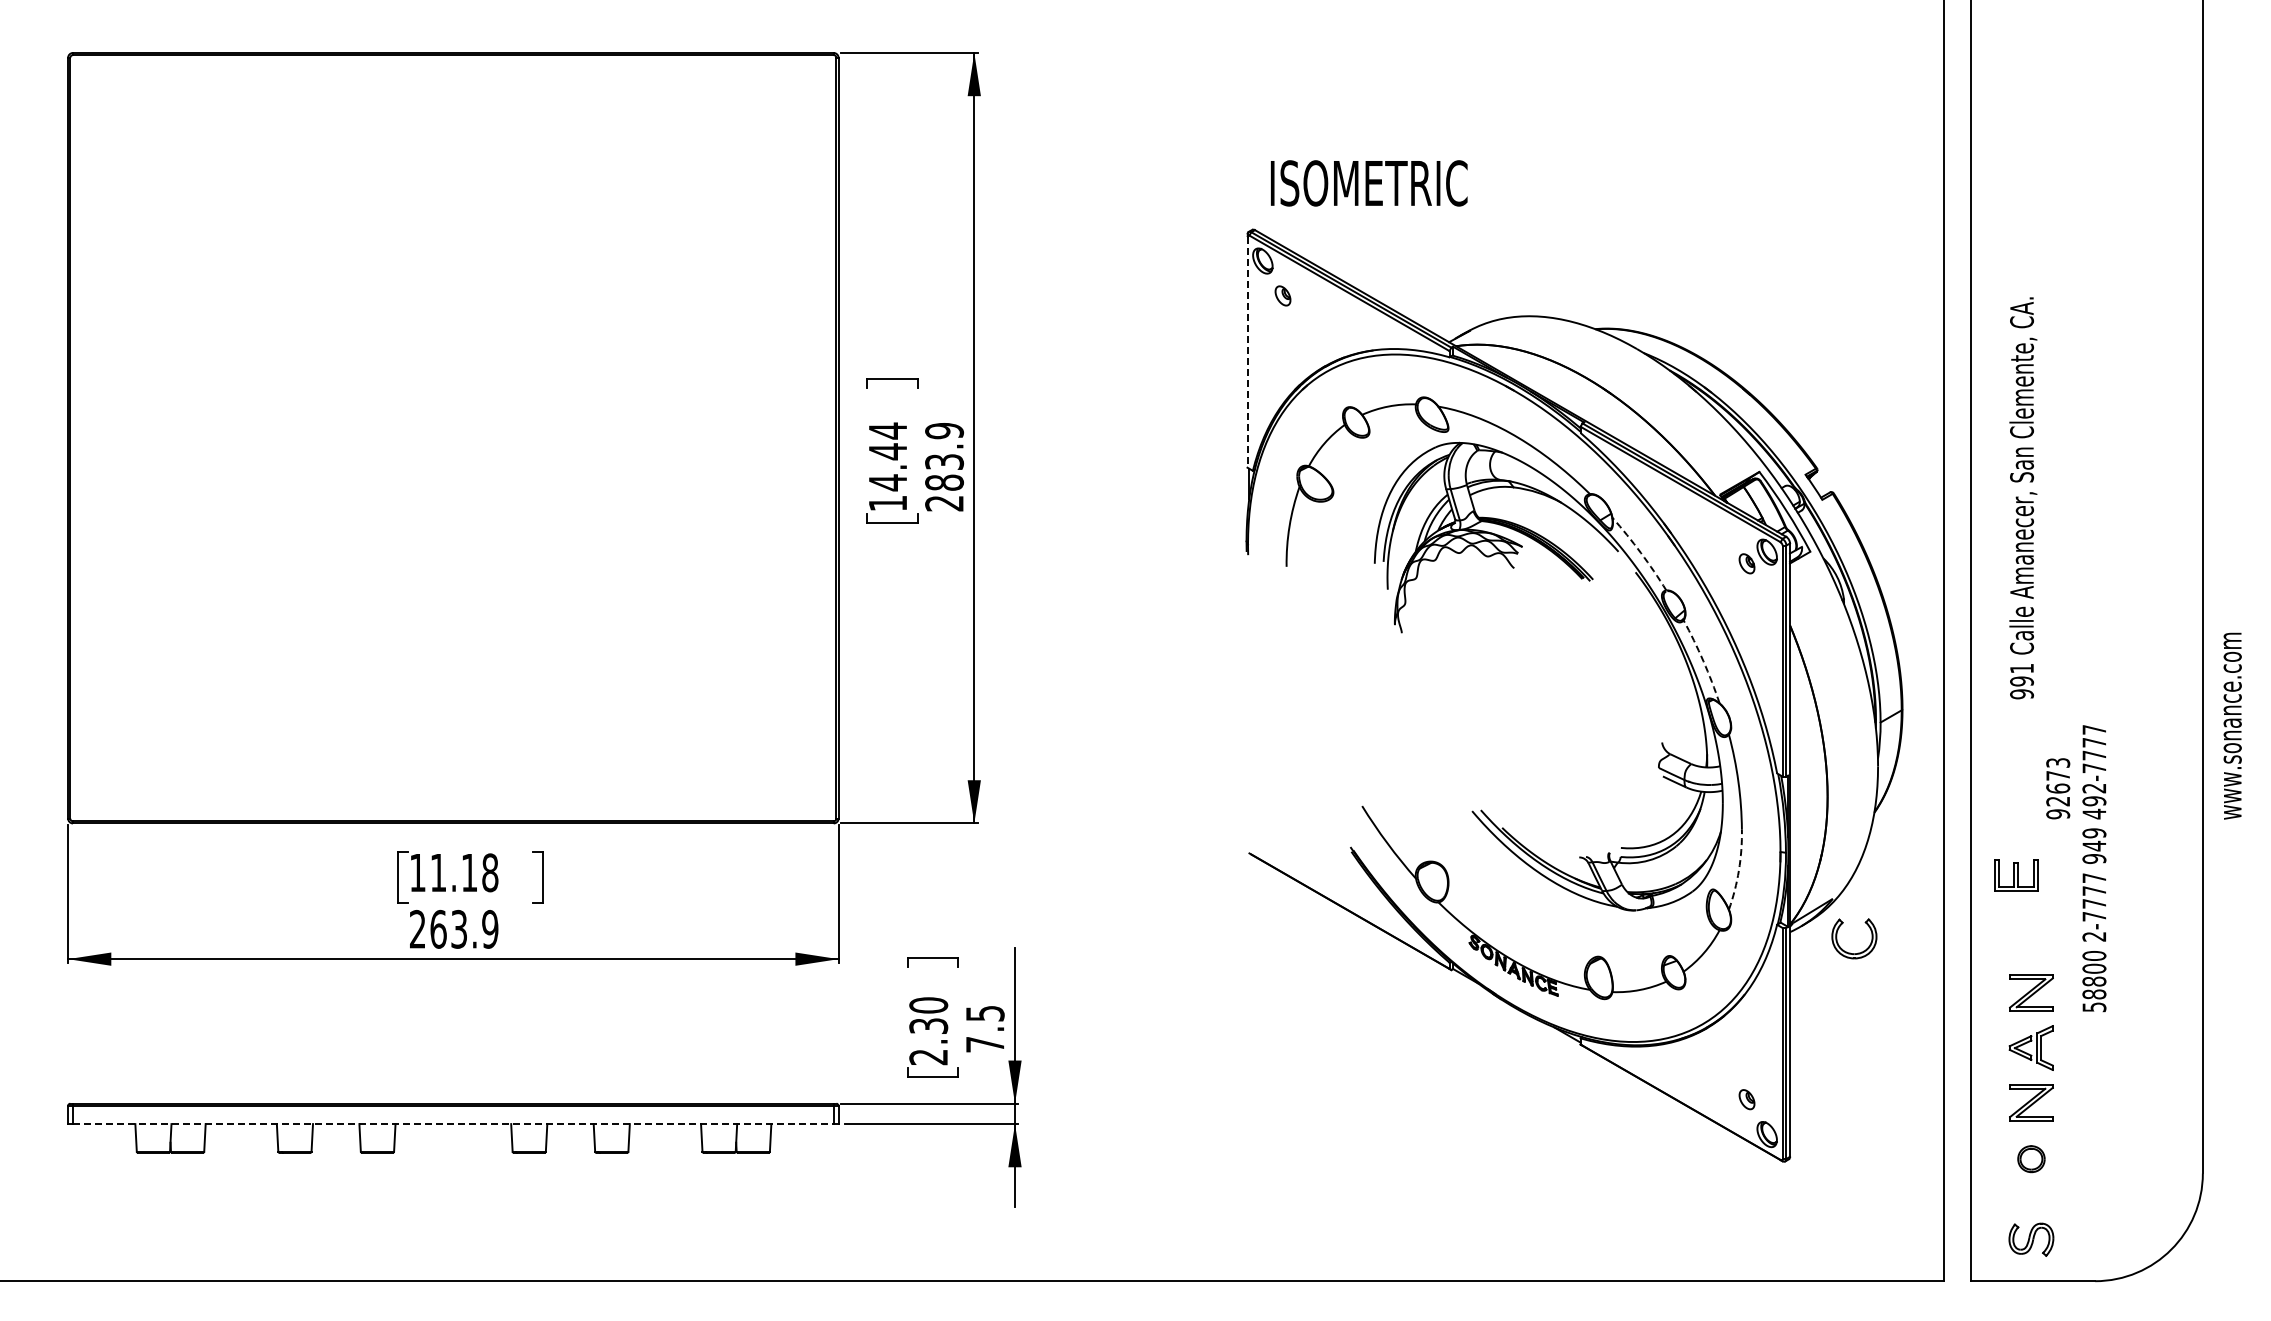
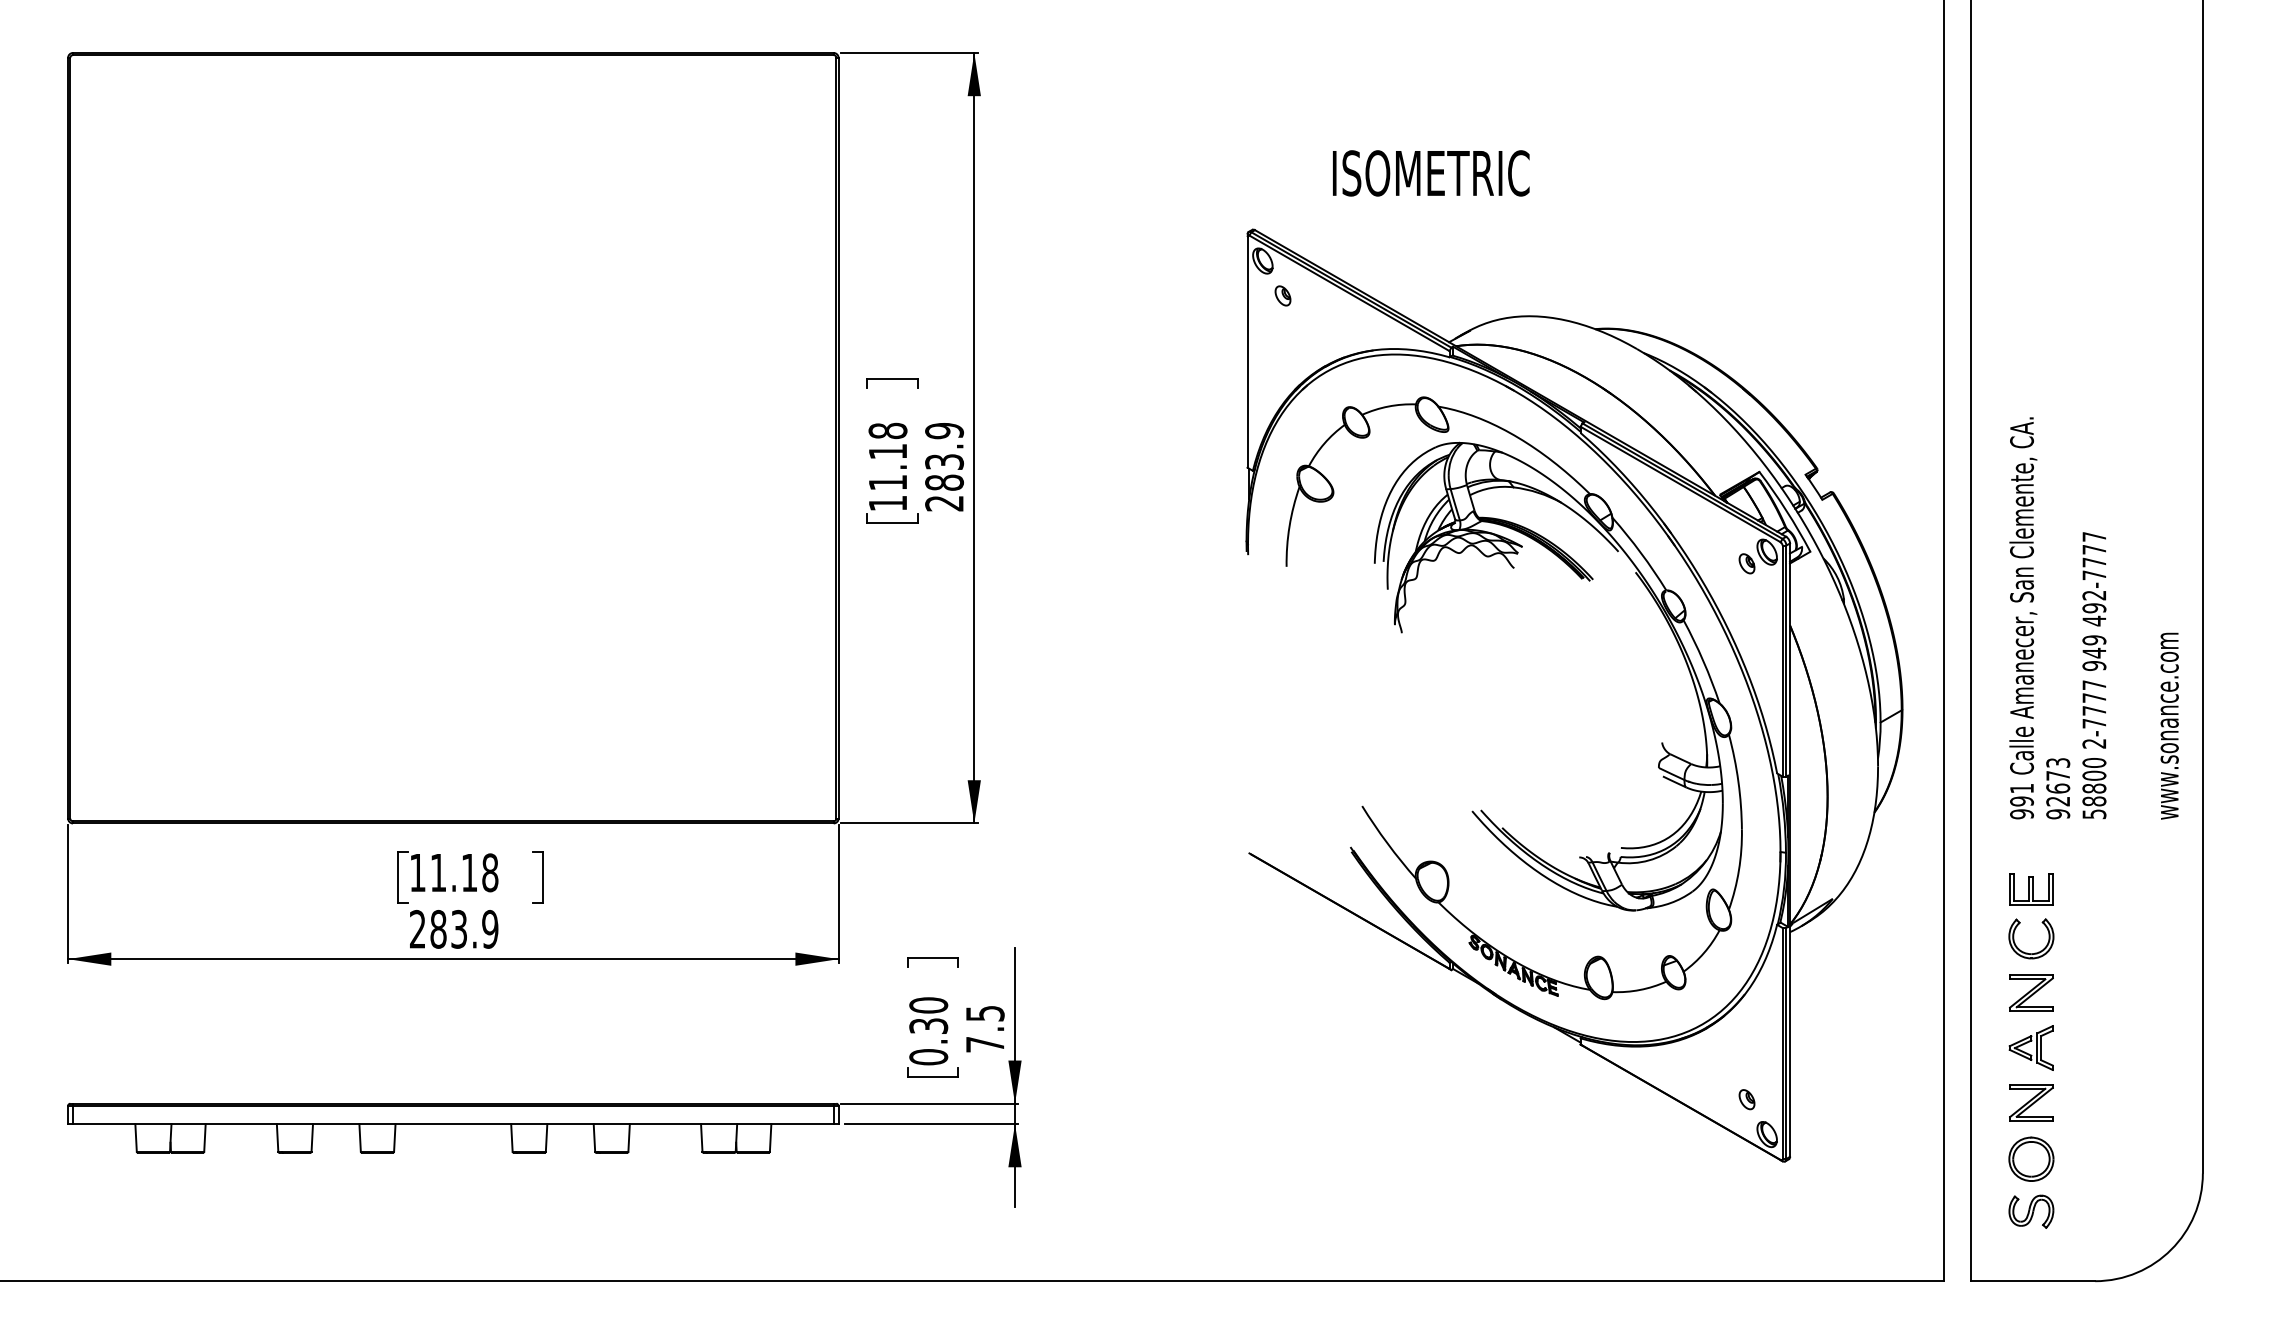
text position: (1369, 183) -> (1431, 173) (1431, 173)
line: dashed -> solid (1247, 352)
text: 14.44 -> 11.18 (887, 456)
text position: (2023, 498) -> (2023, 618) (2023, 618)
arc: dashed -> solid (1640, 553)
arc: dashed -> solid (1703, 661)
text position: (2232, 725) -> (2169, 725) (2169, 725)
text position: (2094, 868) -> (2094, 675) (2094, 675)
arc: dashed -> solid (1738, 870)
part position: (2016, 875) -> (2031, 889) (2031, 889)
text: 263.9 -> 283.9 (438, 928)
part position: (1850, 952) -> (2027, 952) (2027, 952)
text: 2.30 -> 0.30 (928, 1057)
line: dashed -> solid (453, 1124)
part size: 29x29 px -> 47x46 px (2031, 1158)
part position: (2031, 1239) -> (2031, 1211) (2031, 1211)
